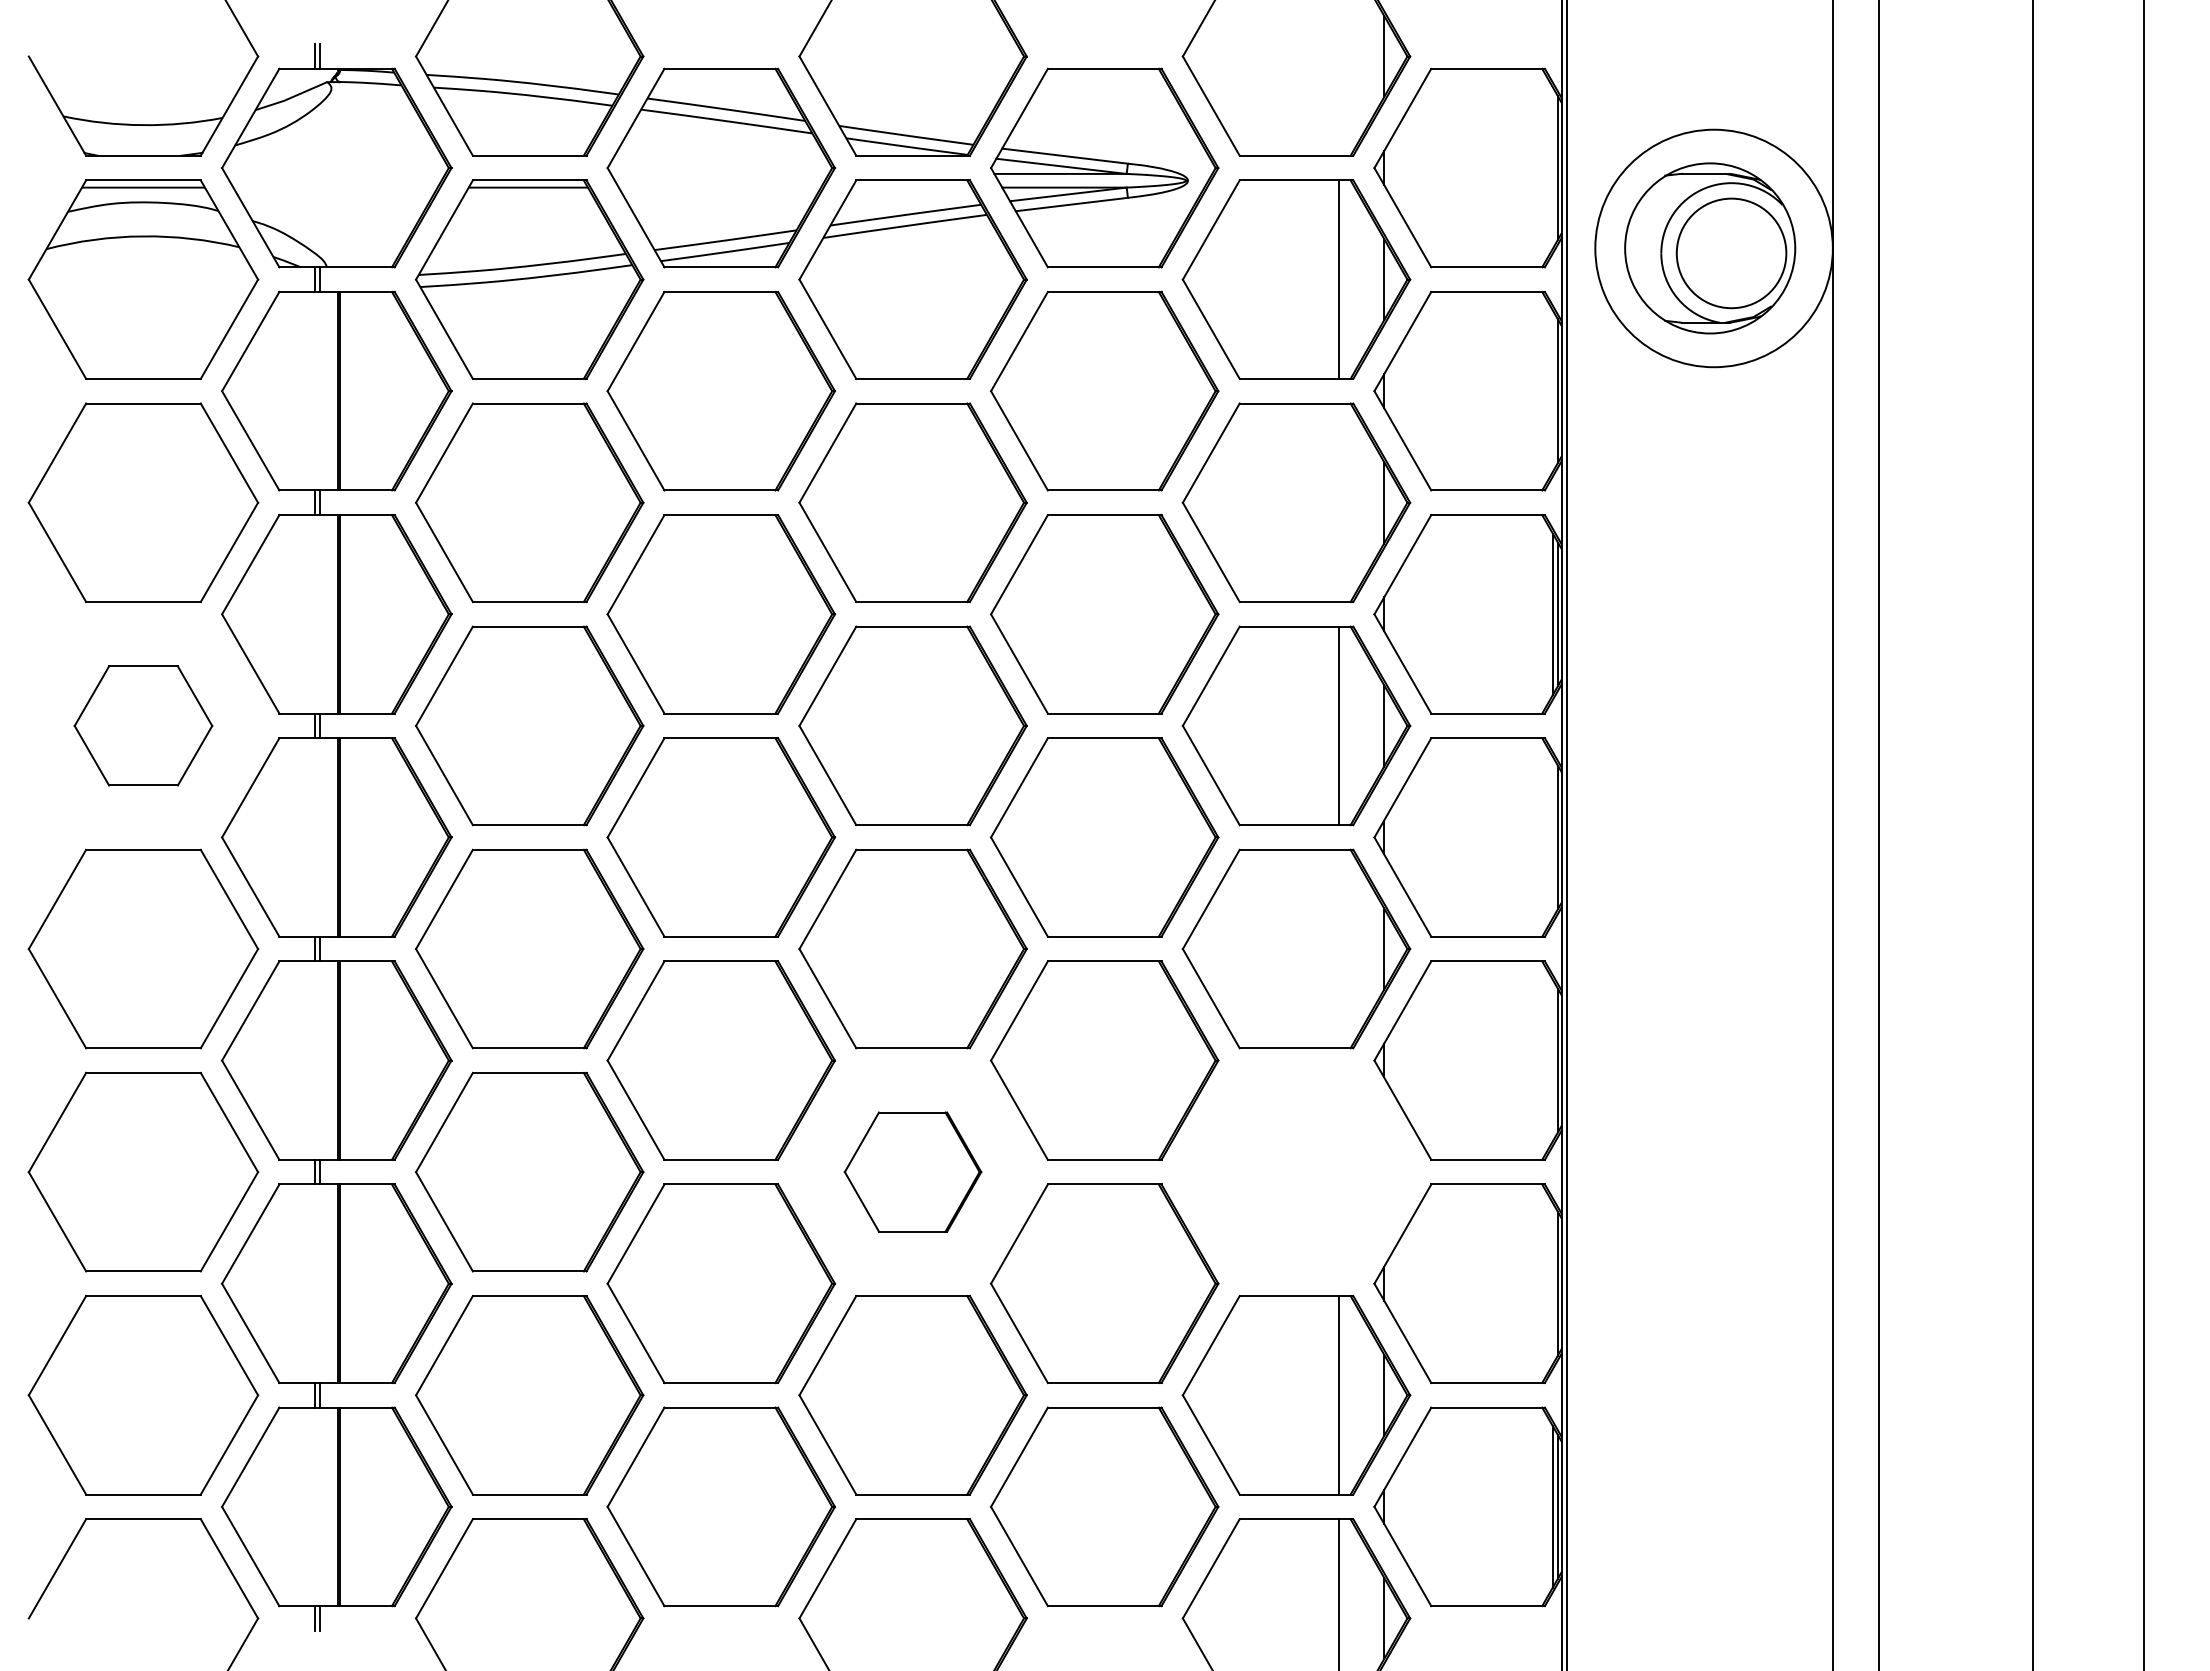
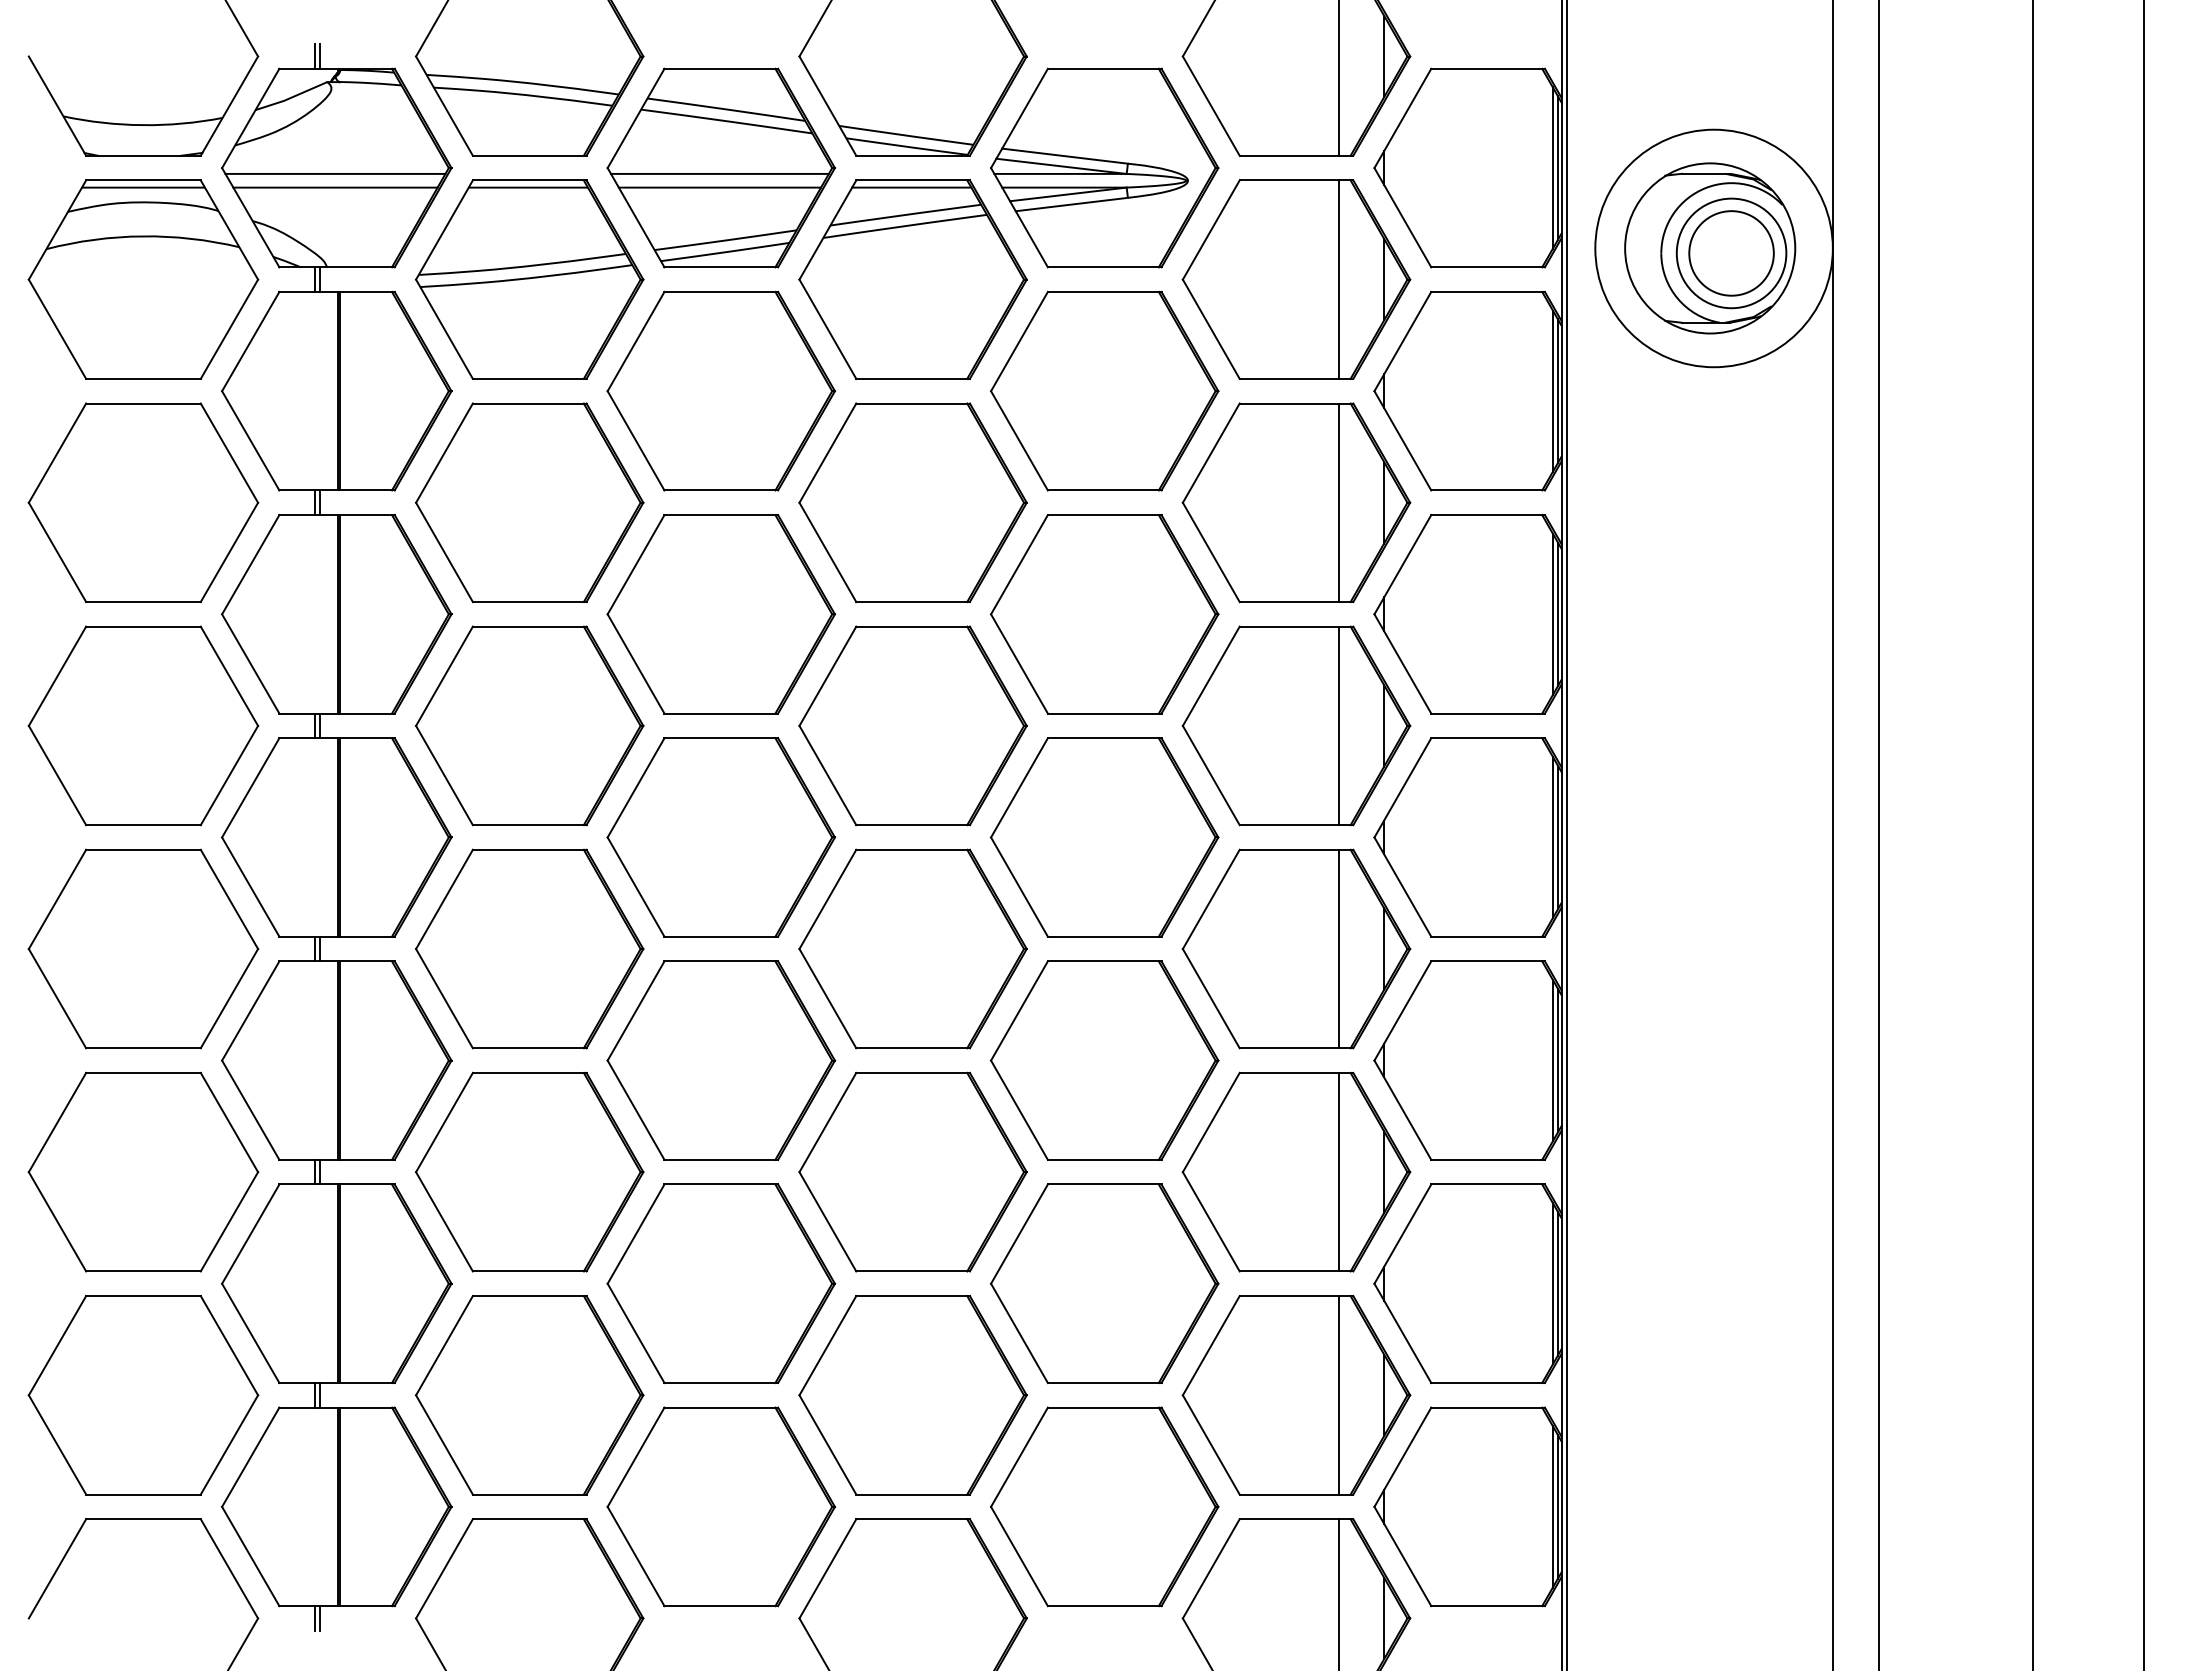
line: none -> present (1339, 78)
line: none -> present (1552, 167)
line: none -> present (335, 173)
line: none -> present (719, 173)
line: none -> present (335, 187)
line: none -> present (719, 187)
line: none -> present (911, 187)
circle: none -> present (1731, 253)
line: none -> present (1552, 390)
line: none -> present (1339, 502)
part size: 141x122 px -> 233x202 px (143, 725)
line: none -> present (1552, 837)
line: none -> present (1339, 948)
line: none -> present (1552, 1060)
part size: 140x122 px -> 230x202 px (912, 1171)
part: none -> present (1296, 1171)
line: none -> present (1552, 1283)
